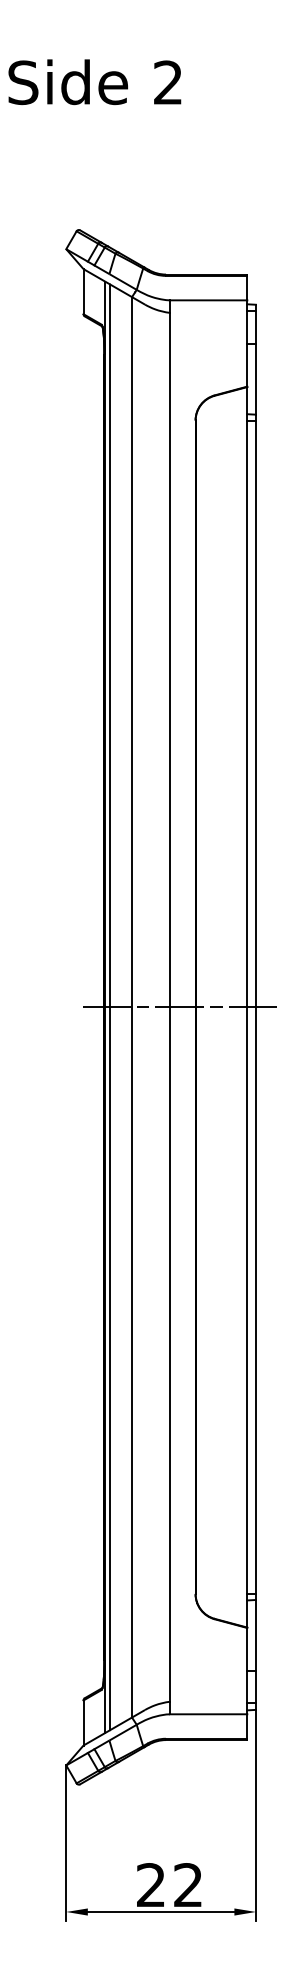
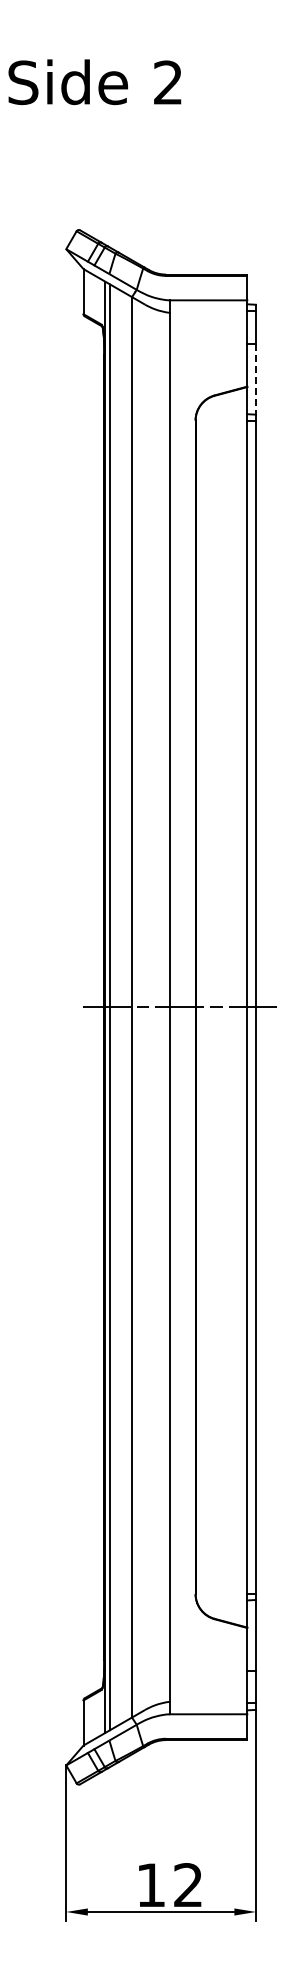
line: solid -> dashed (255, 379)
text: 22 -> 12 (150, 1884)
